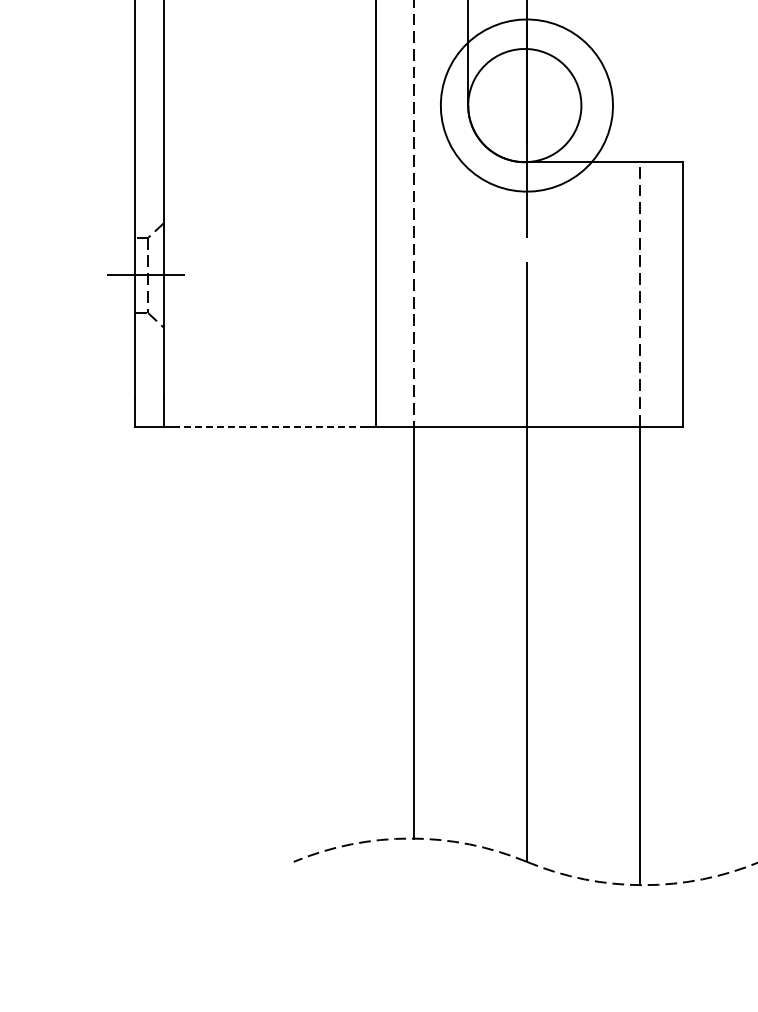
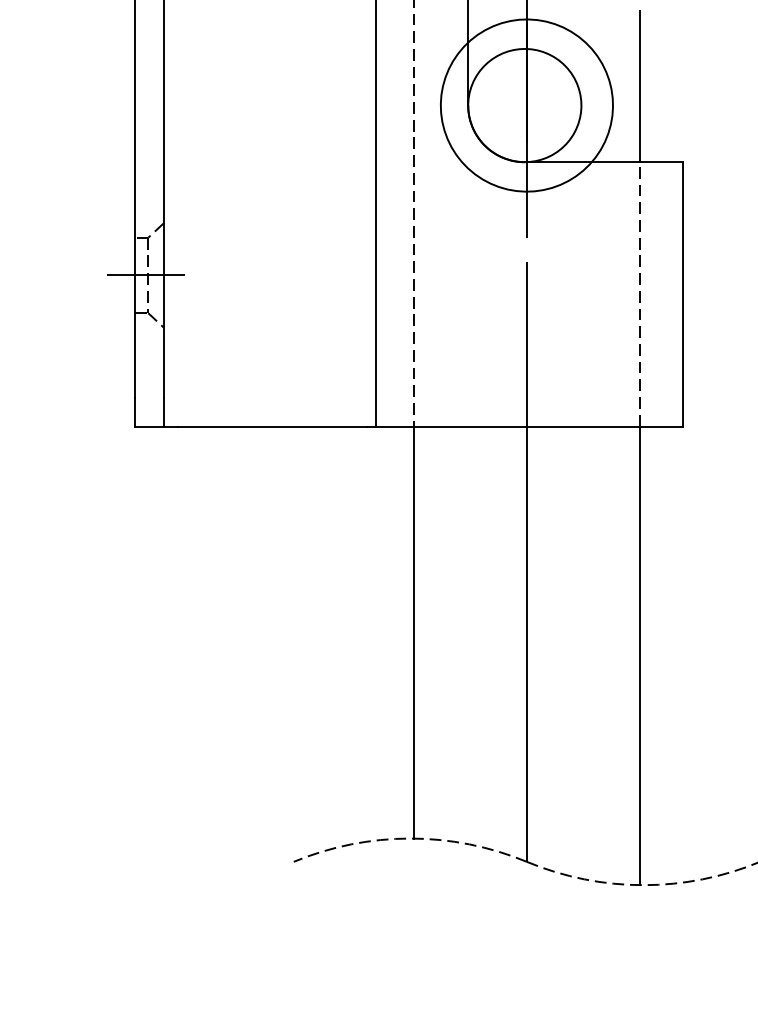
line: none -> present (640, 86)
line: dashed -> solid (272, 426)
